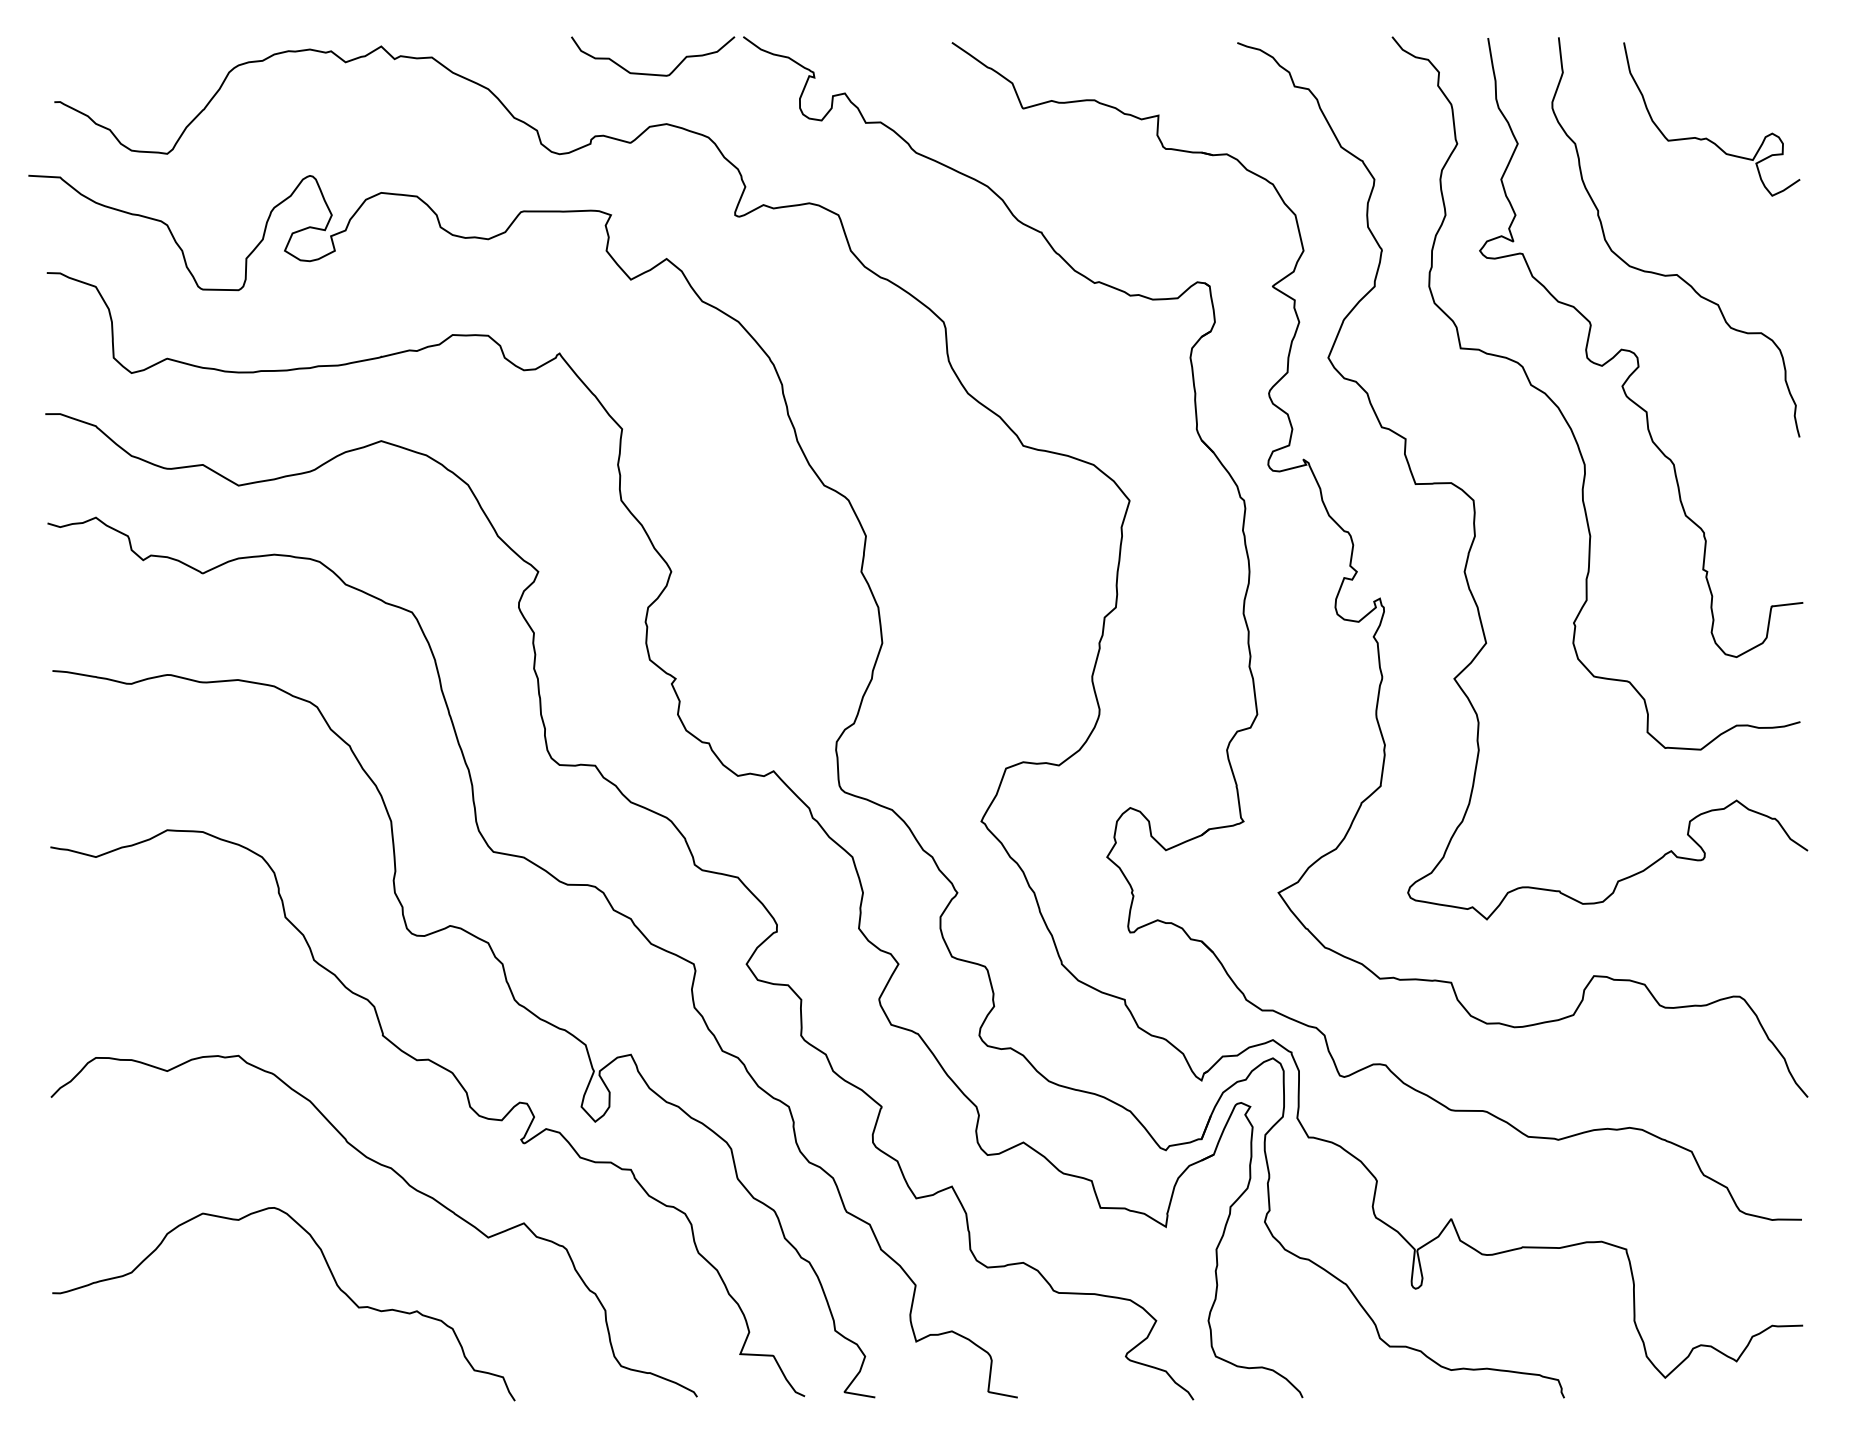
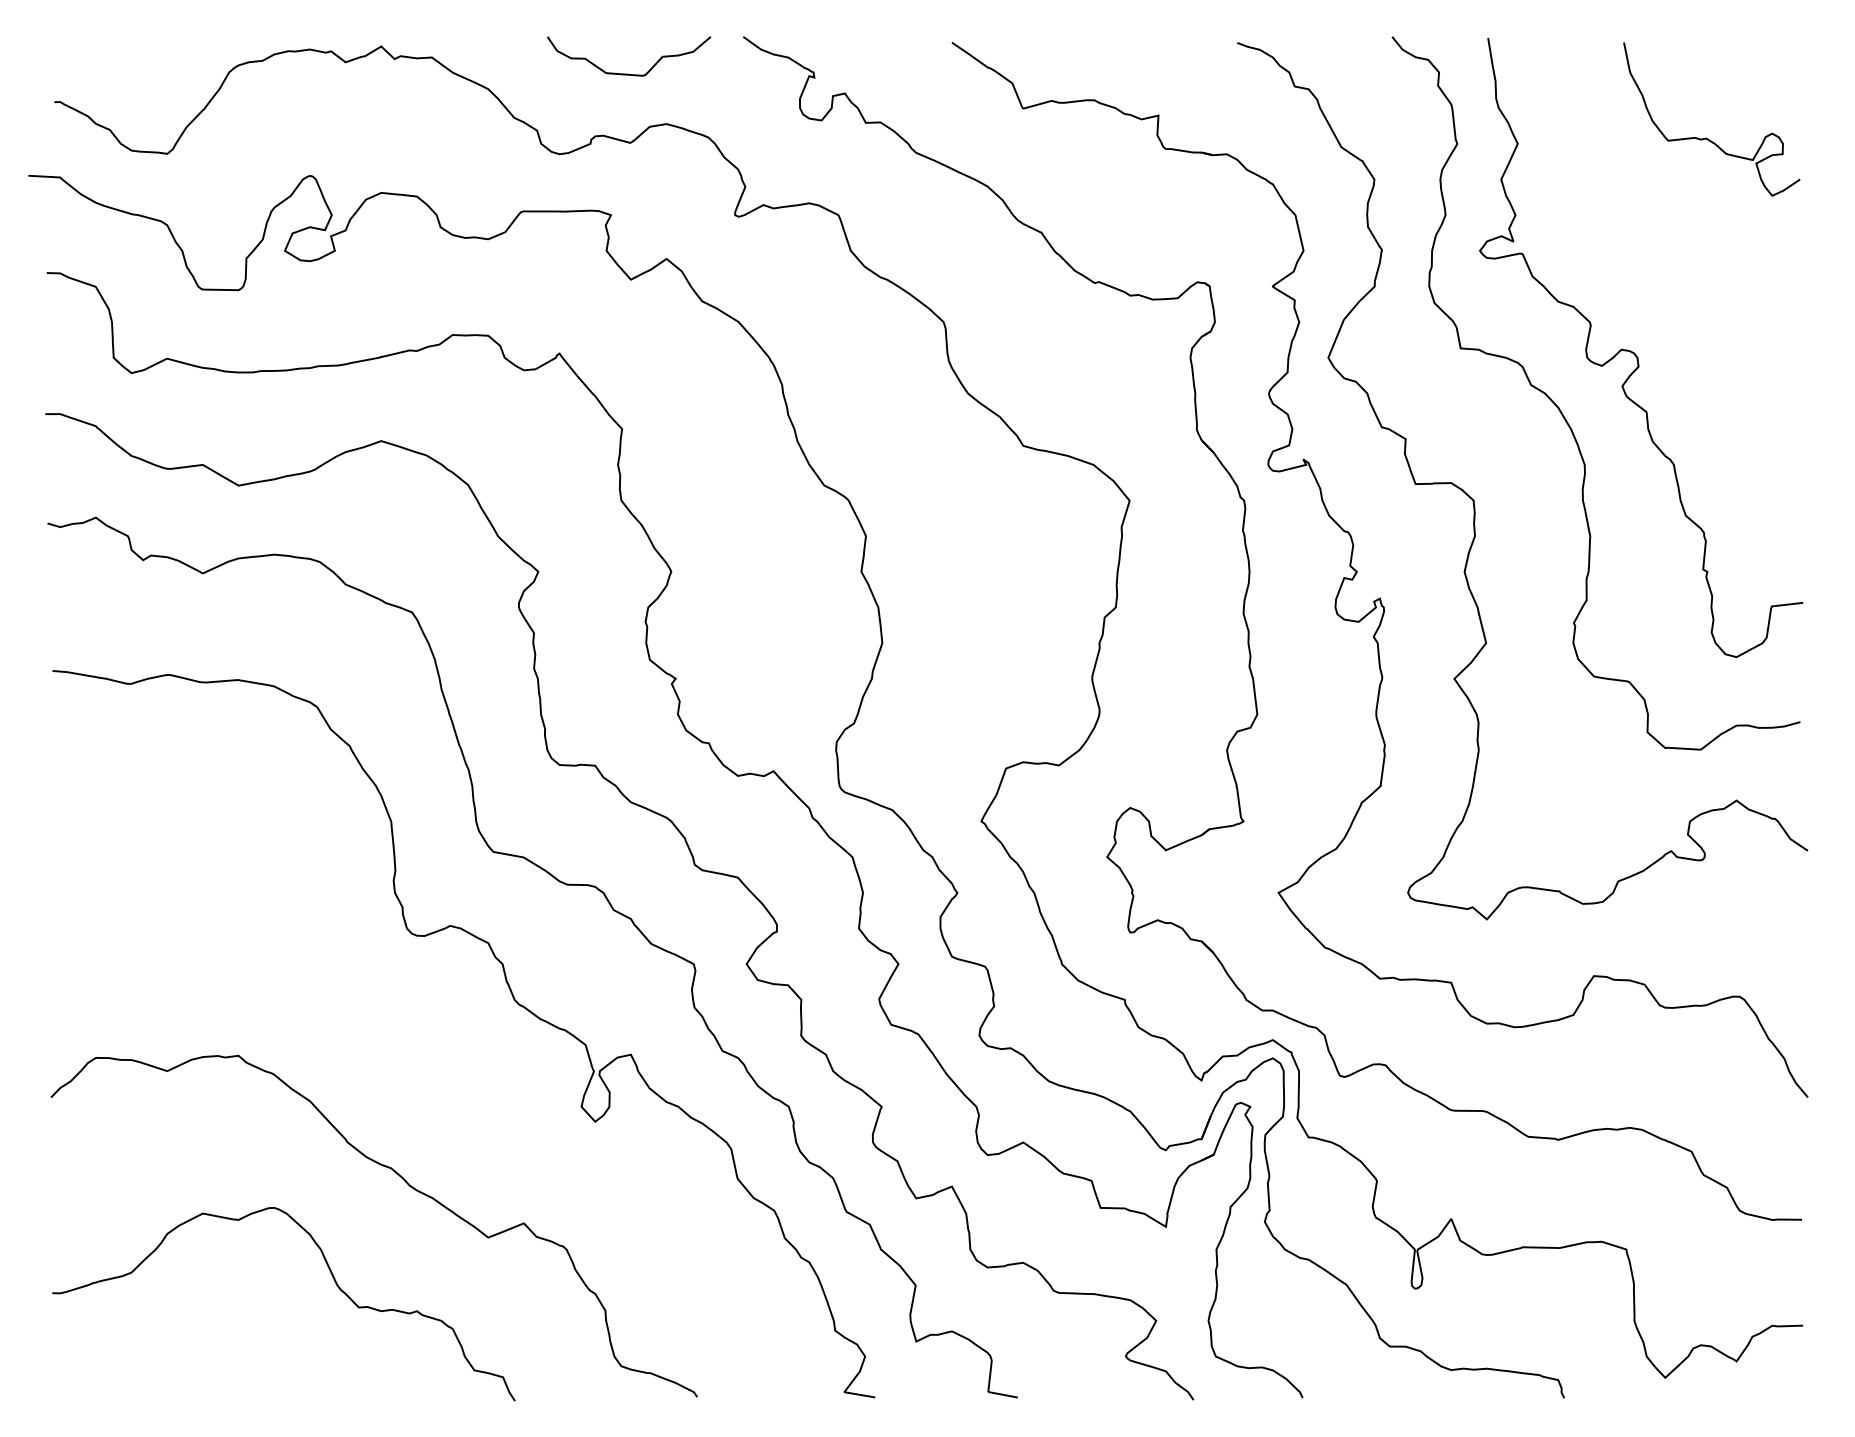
curve position: (652, 73) -> (628, 73) (628, 73)
curve: present -> none (1675, 274)
curve: present -> none (467, 1101)
